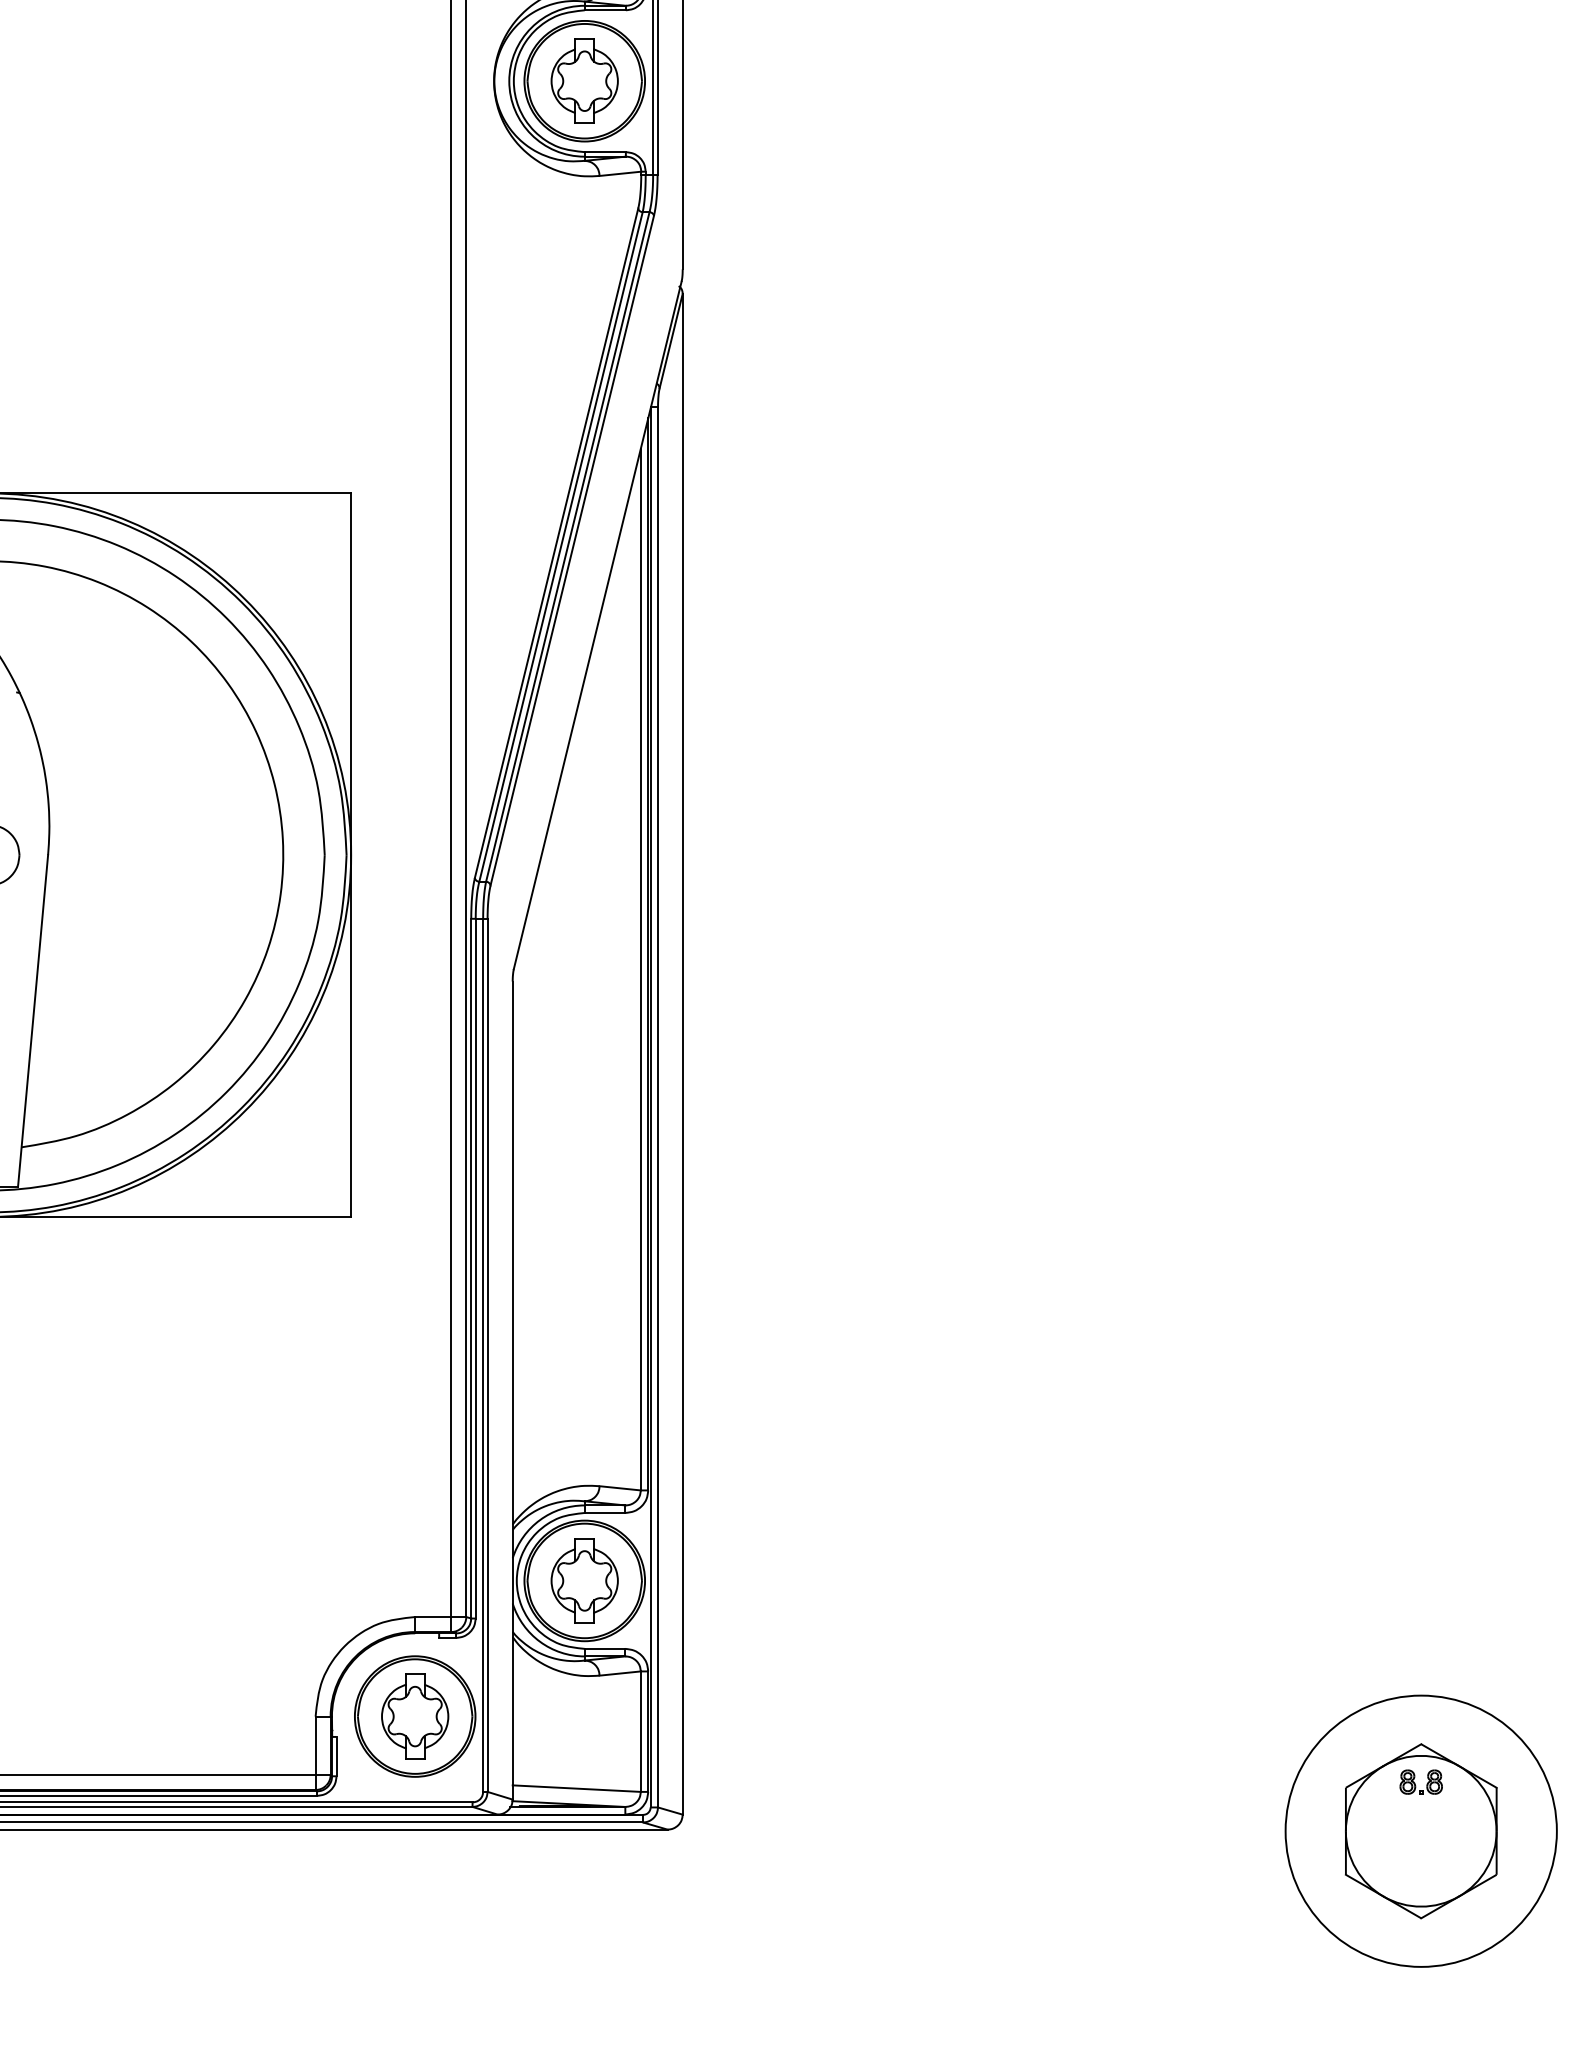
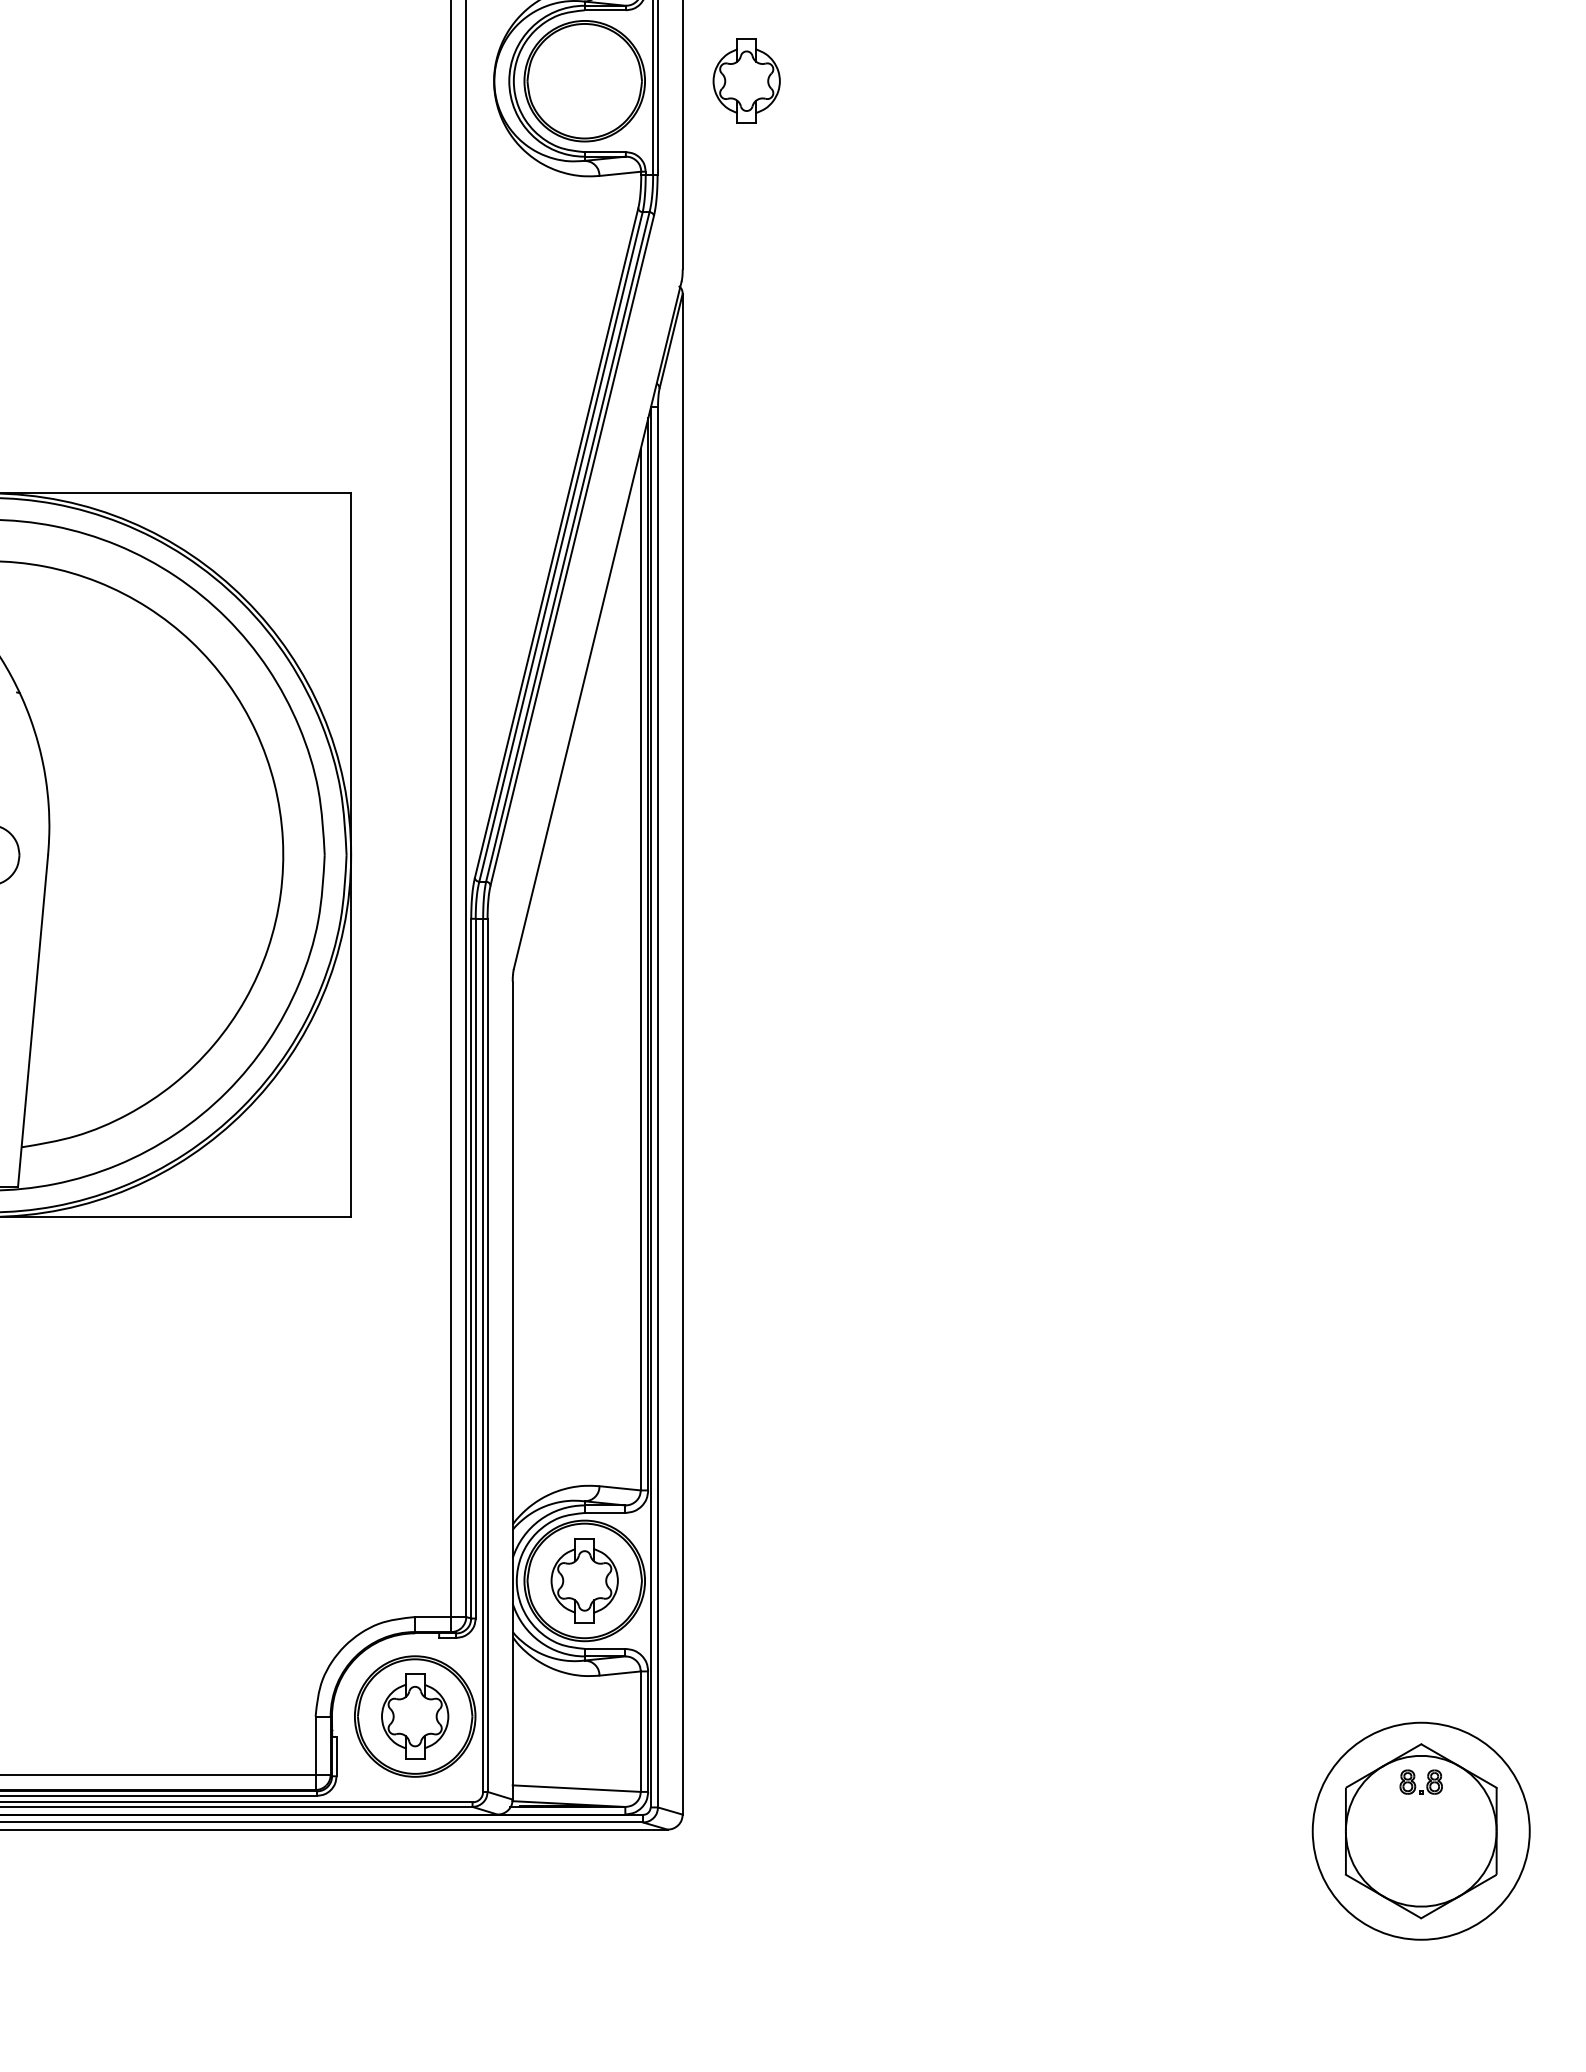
part position: (584, 80) -> (746, 80) (746, 80)
circle diameter: 271 px -> 217 px (1420, 1830)
